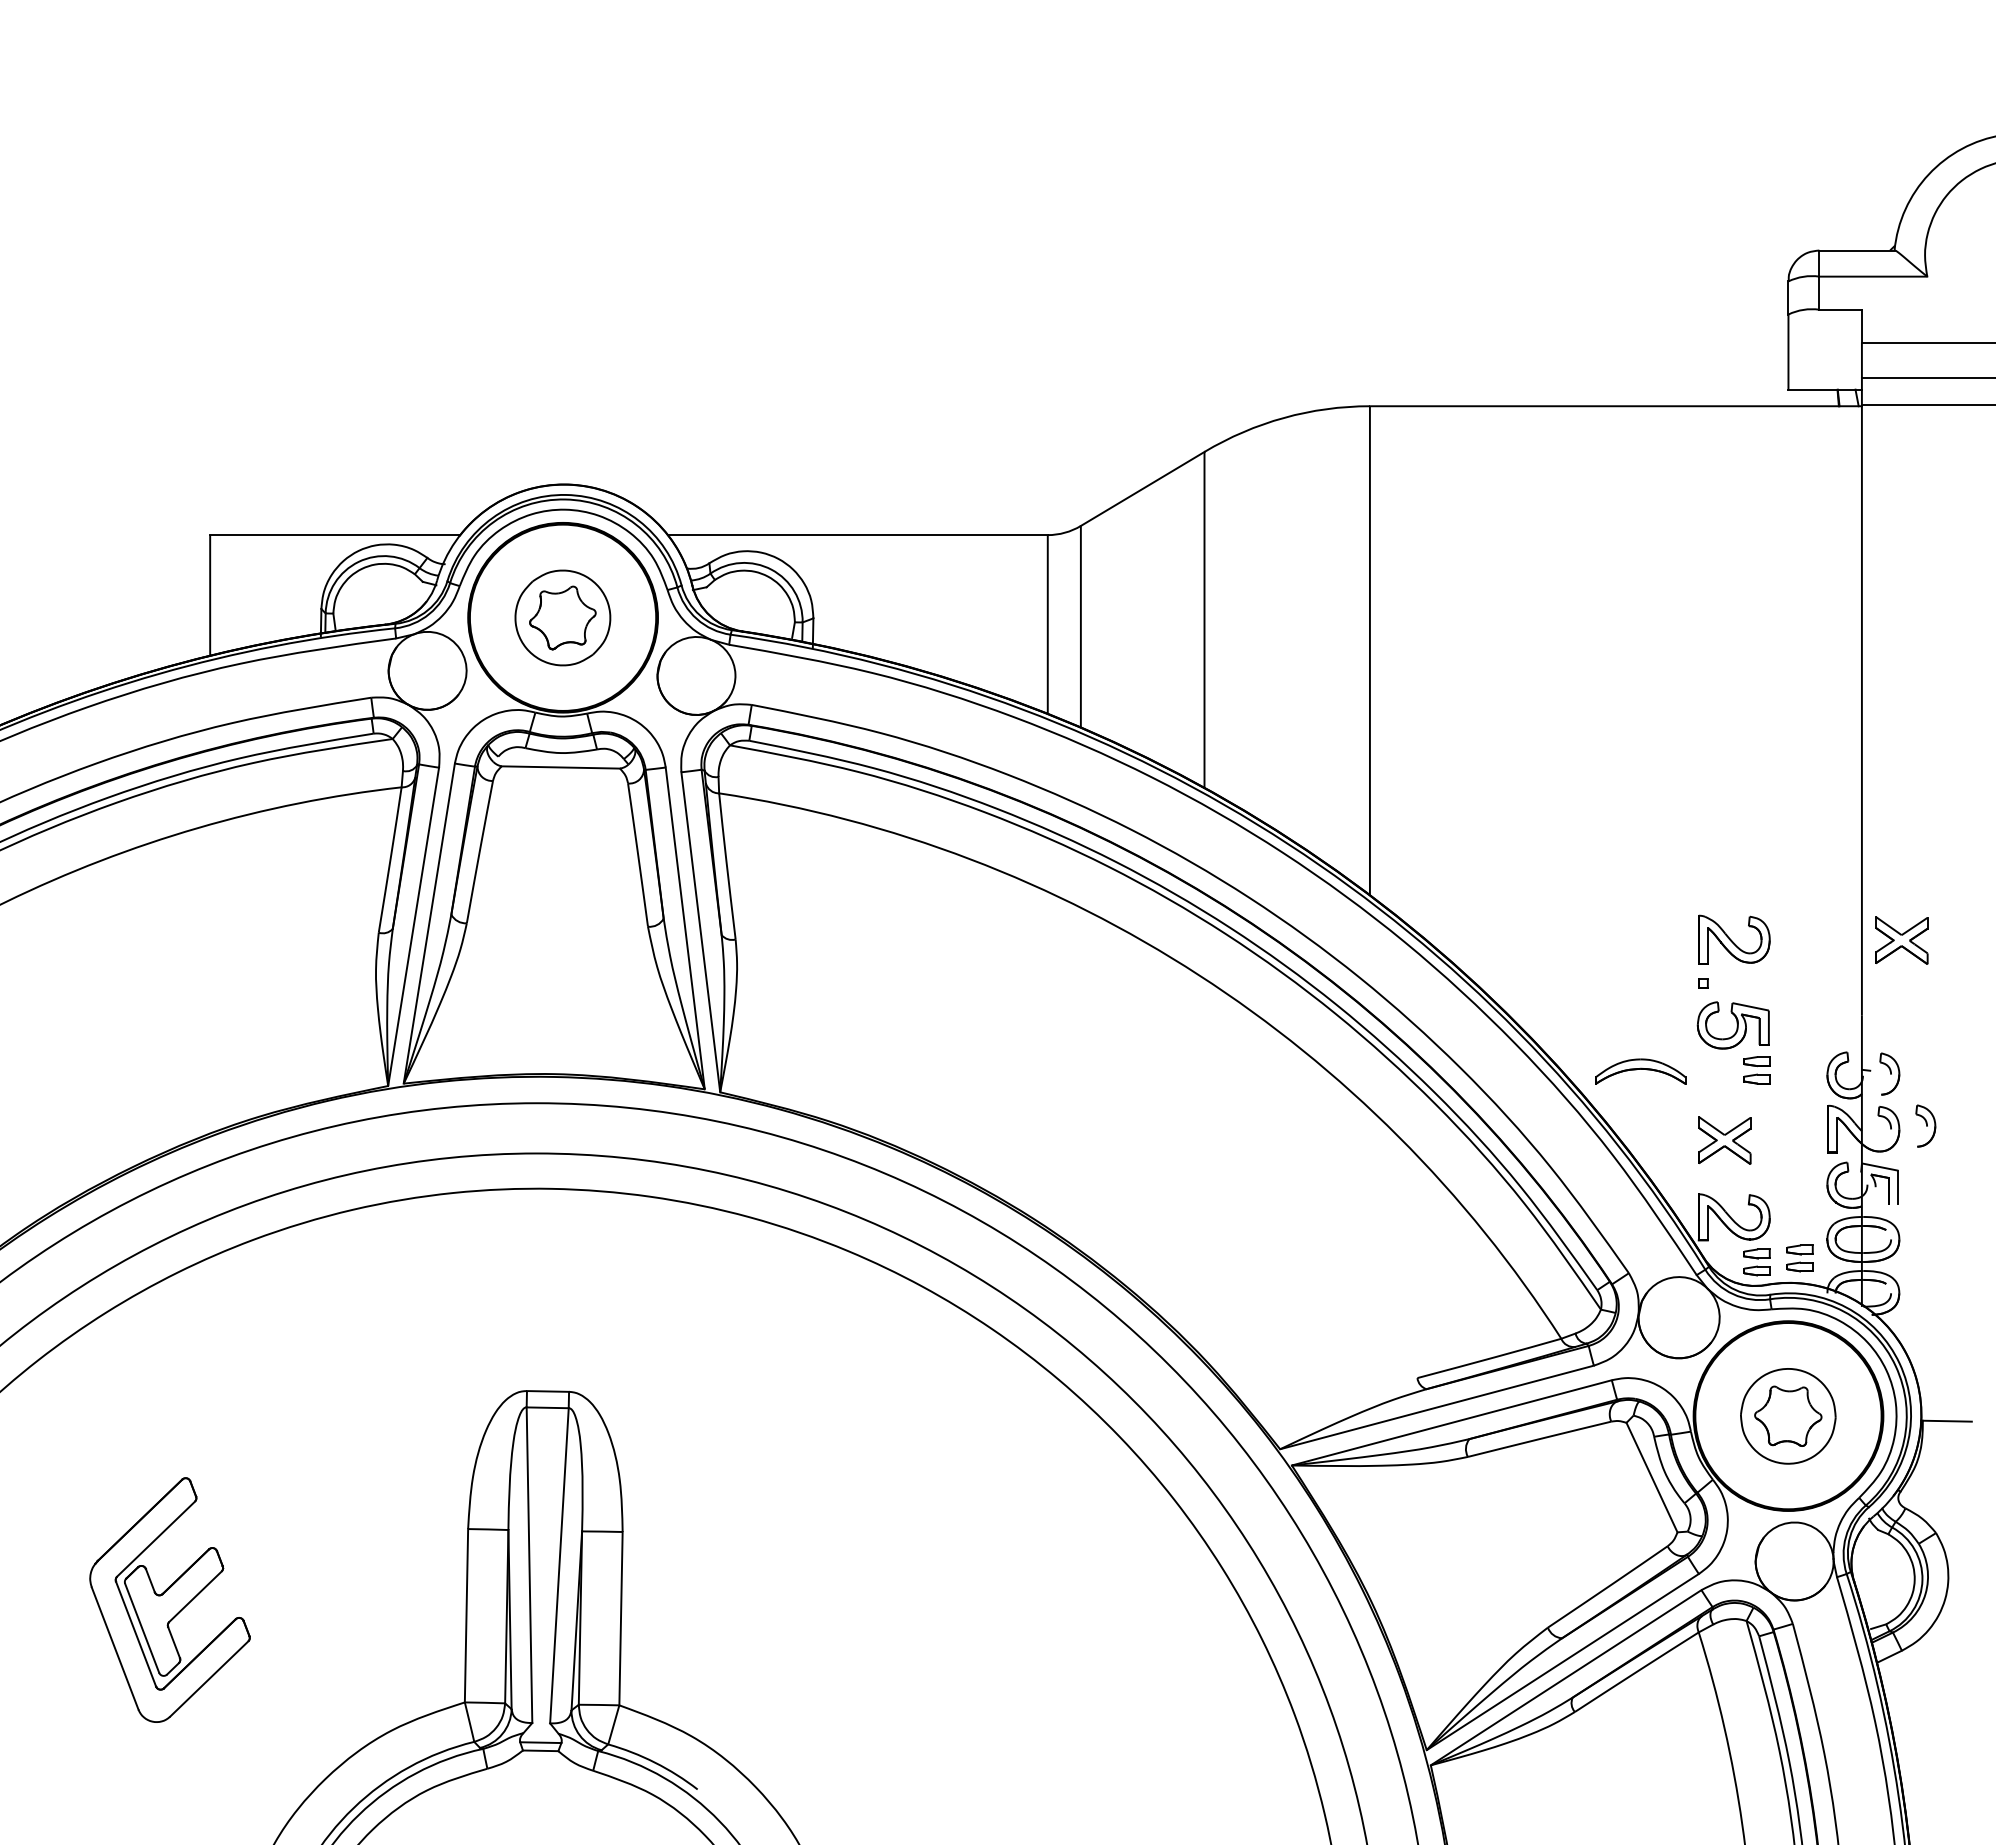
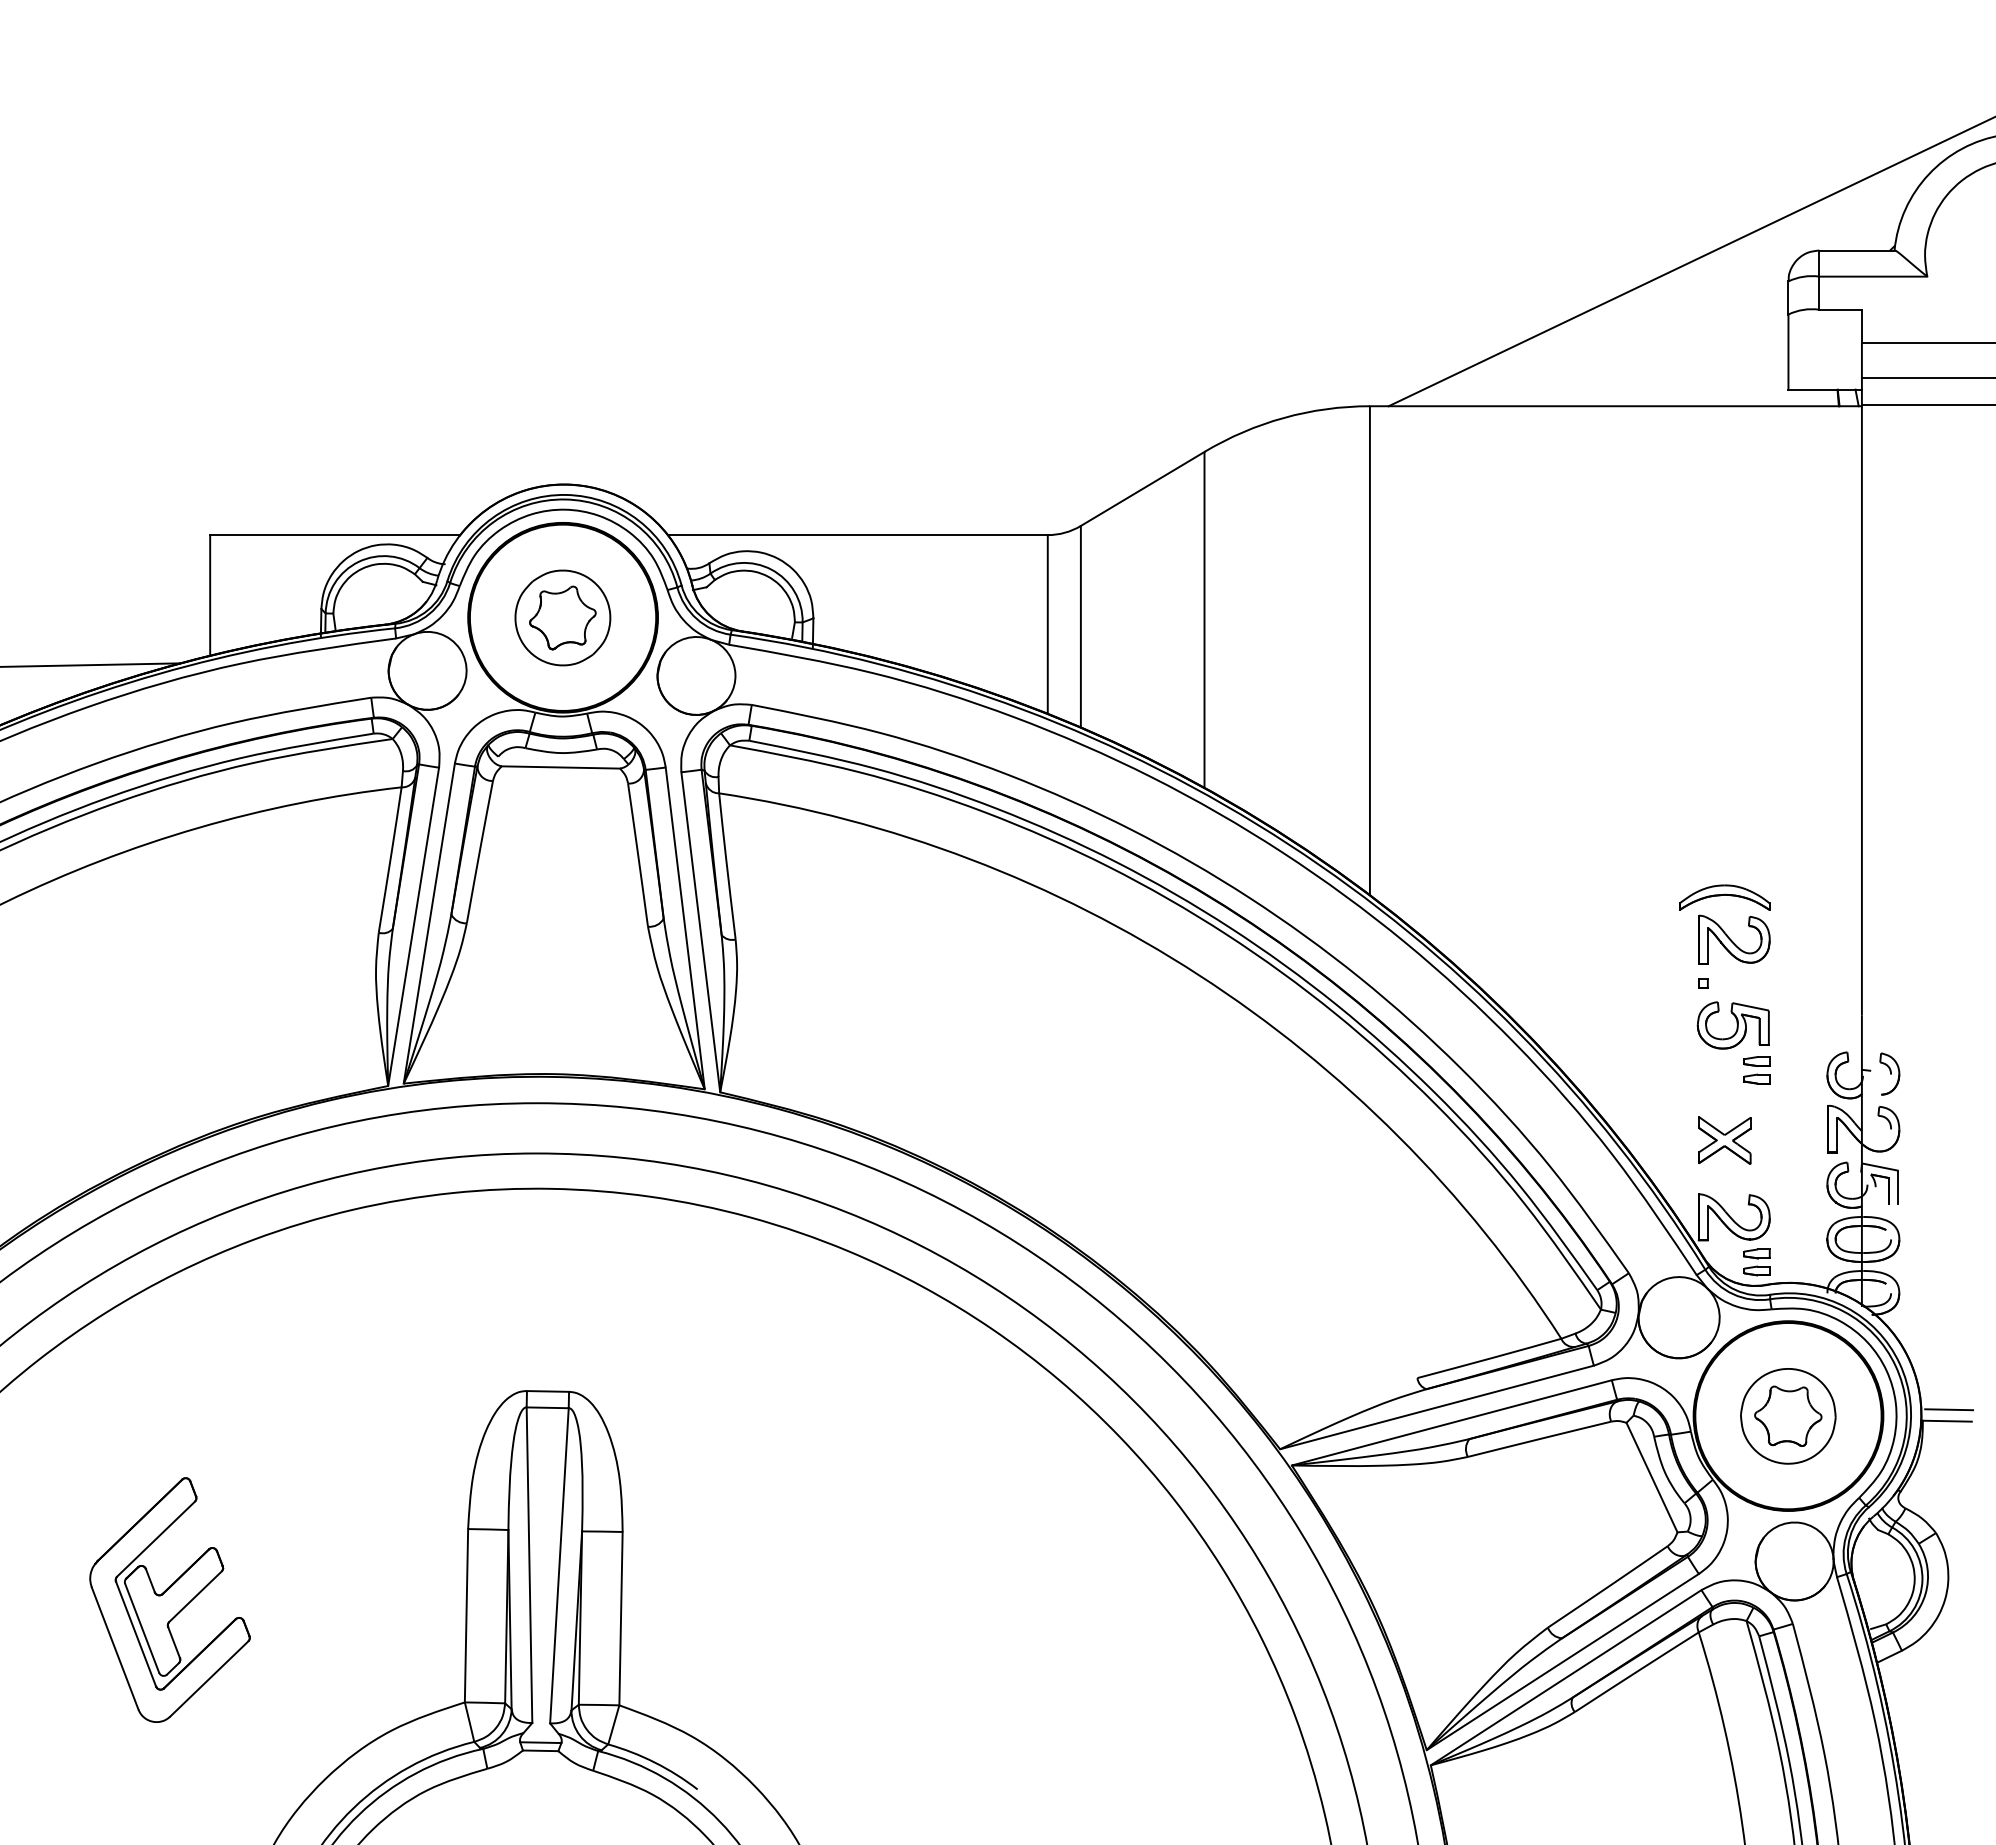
line: none -> present (1690, 262)
line: none -> present (91, 664)
part: present -> none (1901, 940)
part position: (1640, 1071) -> (1724, 897) (1724, 897)
part: present -> none (1925, 1125)
part: present -> none (1799, 1258)
line: none -> present (1949, 1409)
